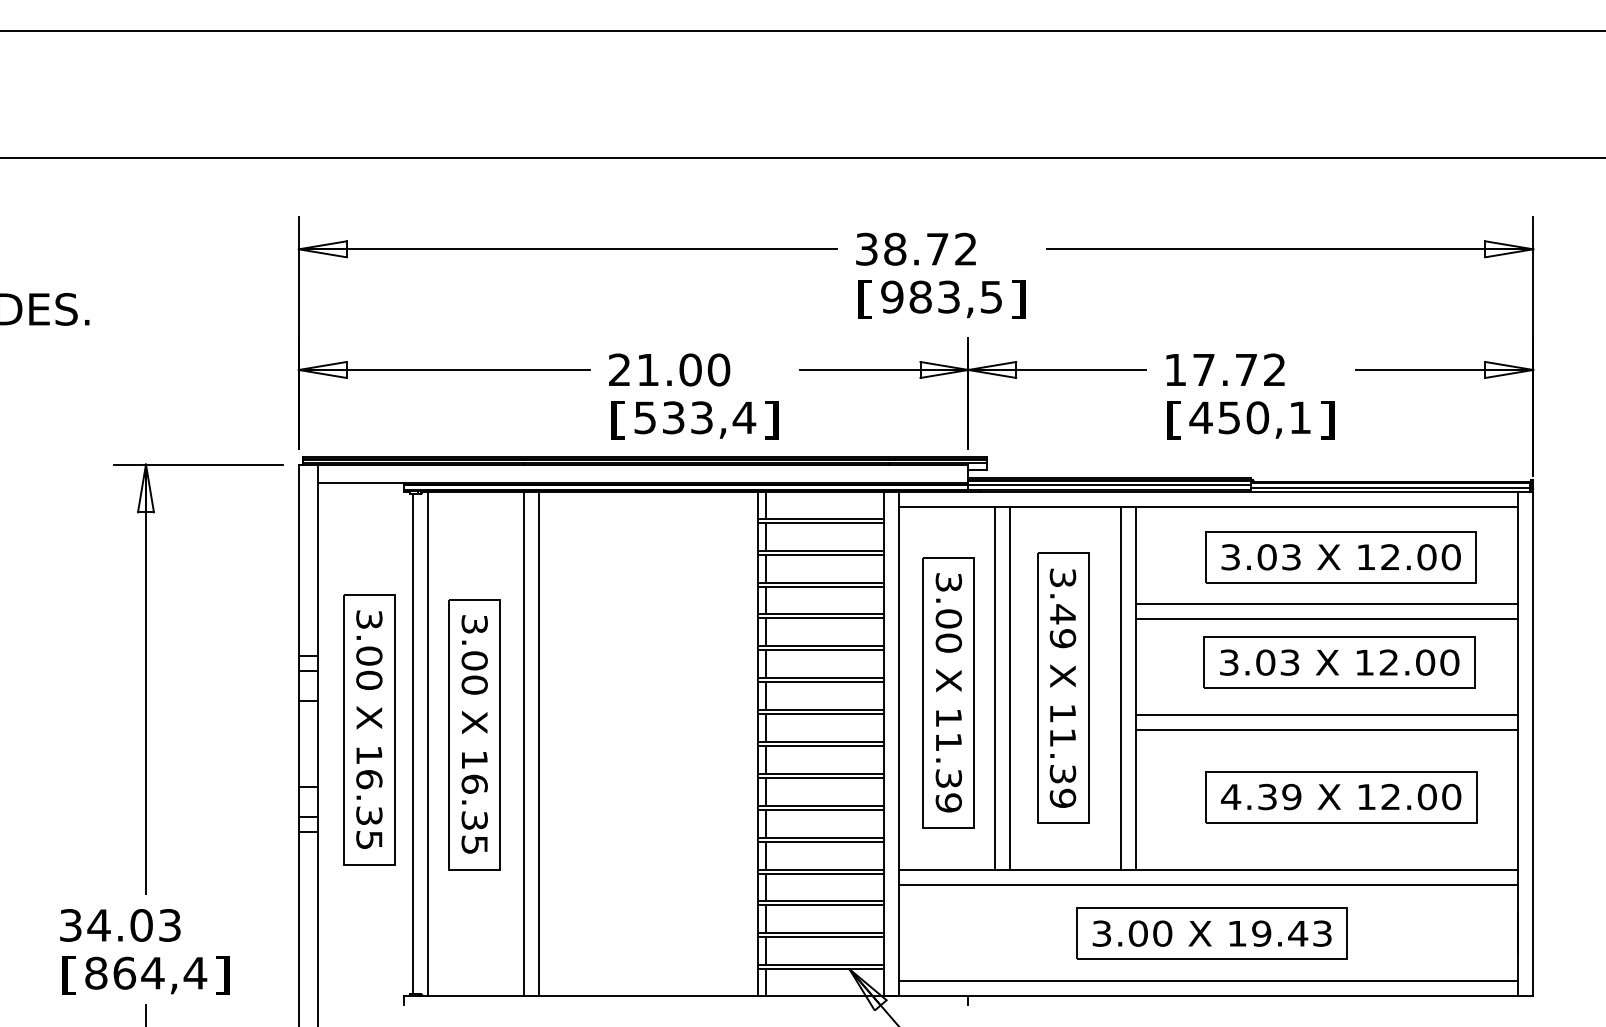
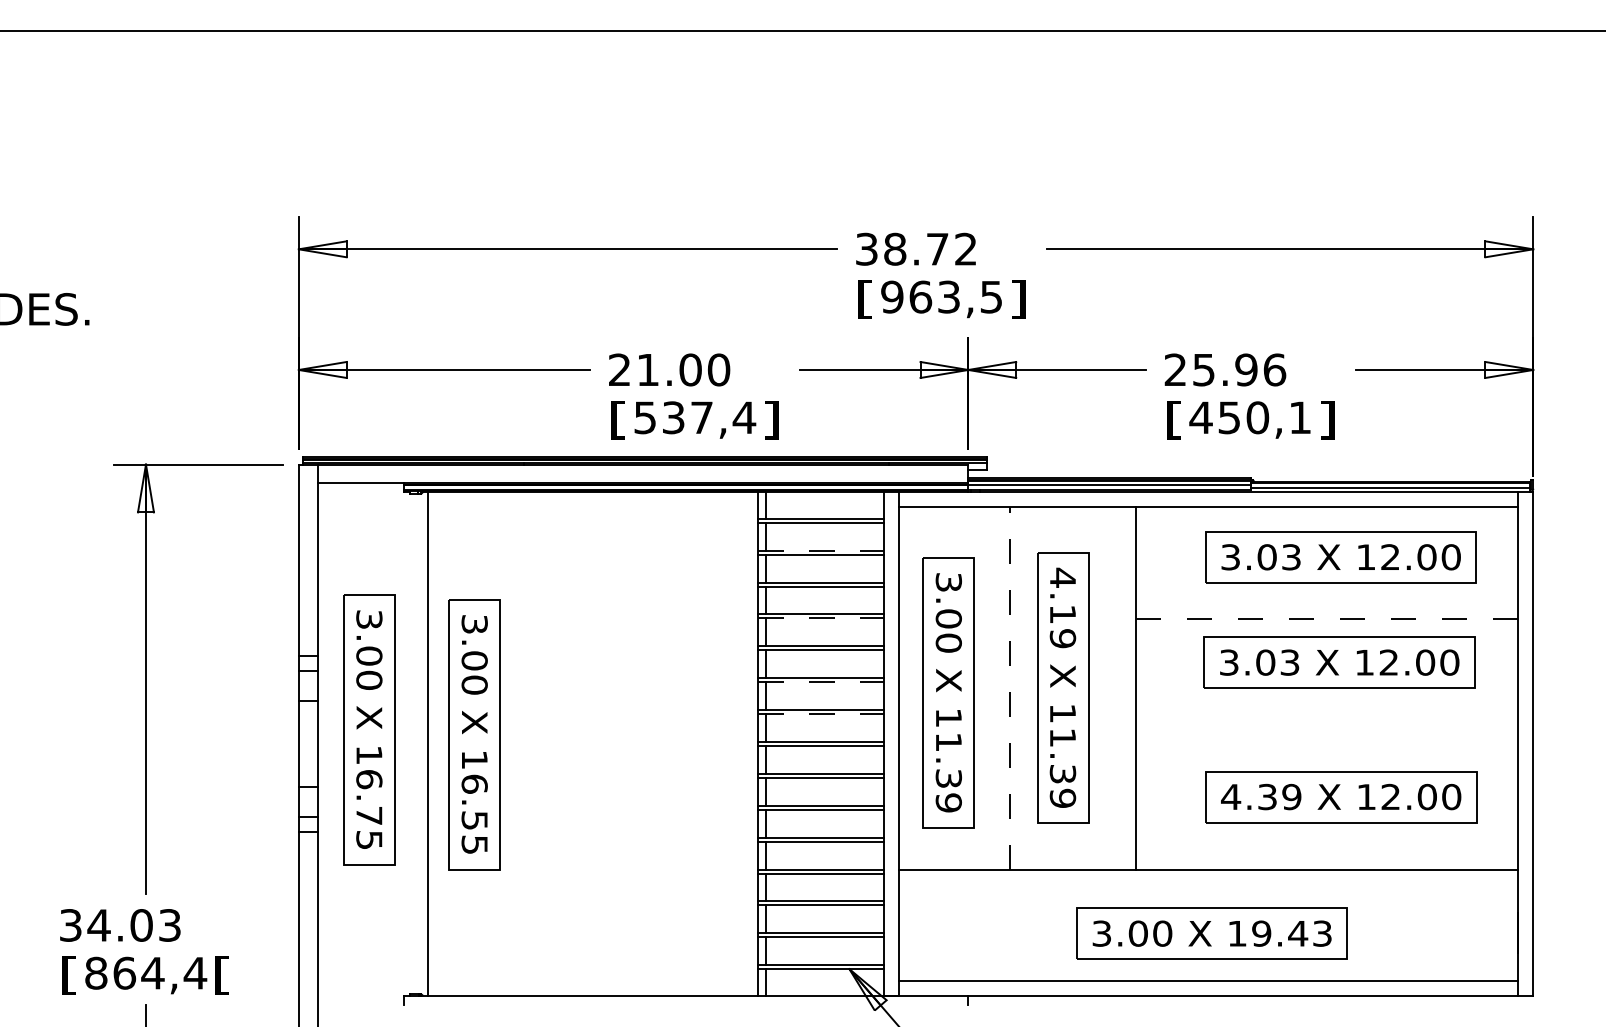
line: present -> none (802, 158)
text: 983,5 -> 963,5 (920, 296)
text: 17.72 -> 25.96 (1225, 369)
text: 533,4 -> 537,4 (701, 417)
line: solid -> dashed (821, 550)
text: 3.49 -> 4.19 (1062, 595)
line: present -> none (1326, 603)
line: solid -> dashed (821, 618)
line: solid -> dashed (1327, 618)
line: solid -> dashed (821, 682)
line: present -> none (994, 688)
line: solid -> dashed (1009, 688)
line: present -> none (1120, 688)
line: solid -> dashed (821, 714)
line: present -> none (1326, 715)
line: present -> none (1326, 730)
line: present -> none (413, 743)
line: present -> none (523, 743)
line: present -> none (538, 743)
text: 16.35 -> 16.75 (369, 815)
text: 16.35 -> 16.55 (474, 820)
line: present -> none (1208, 885)
text: ] -> [ (222, 975)
